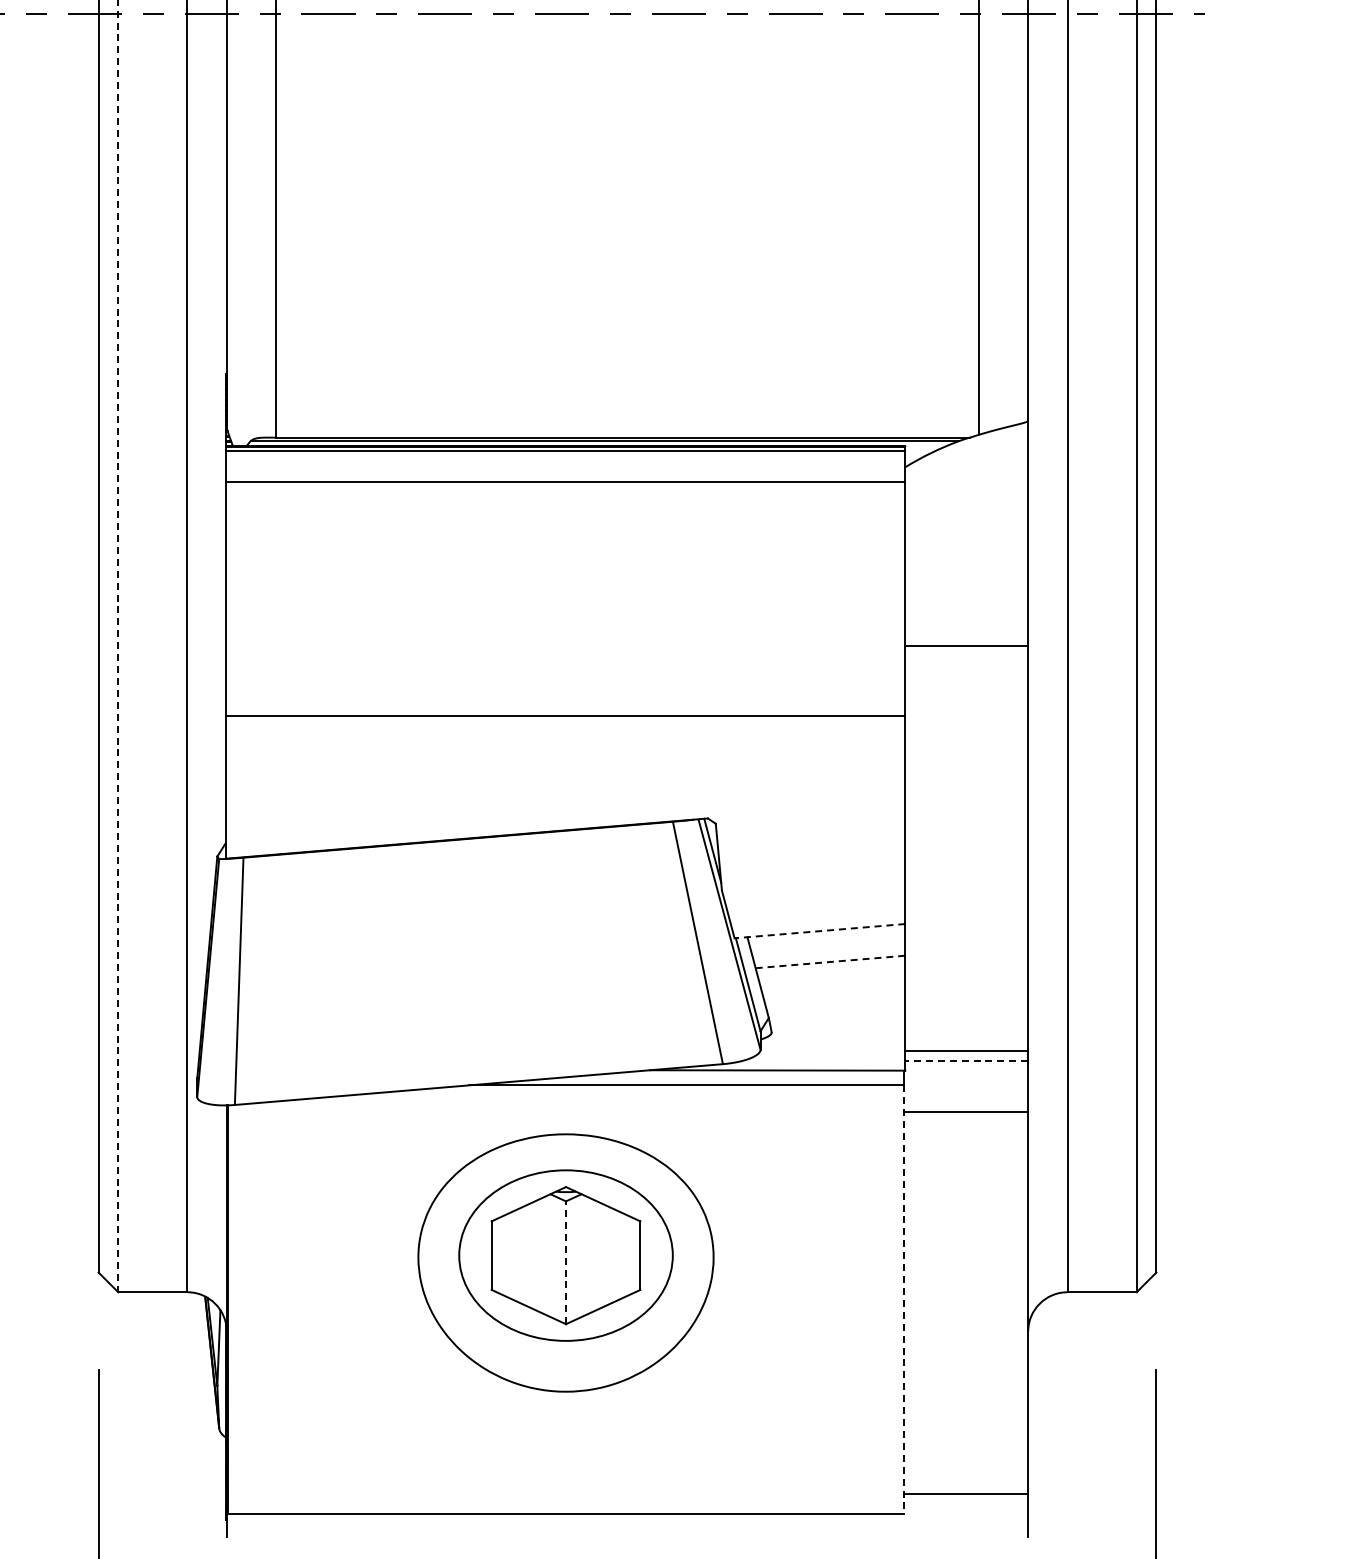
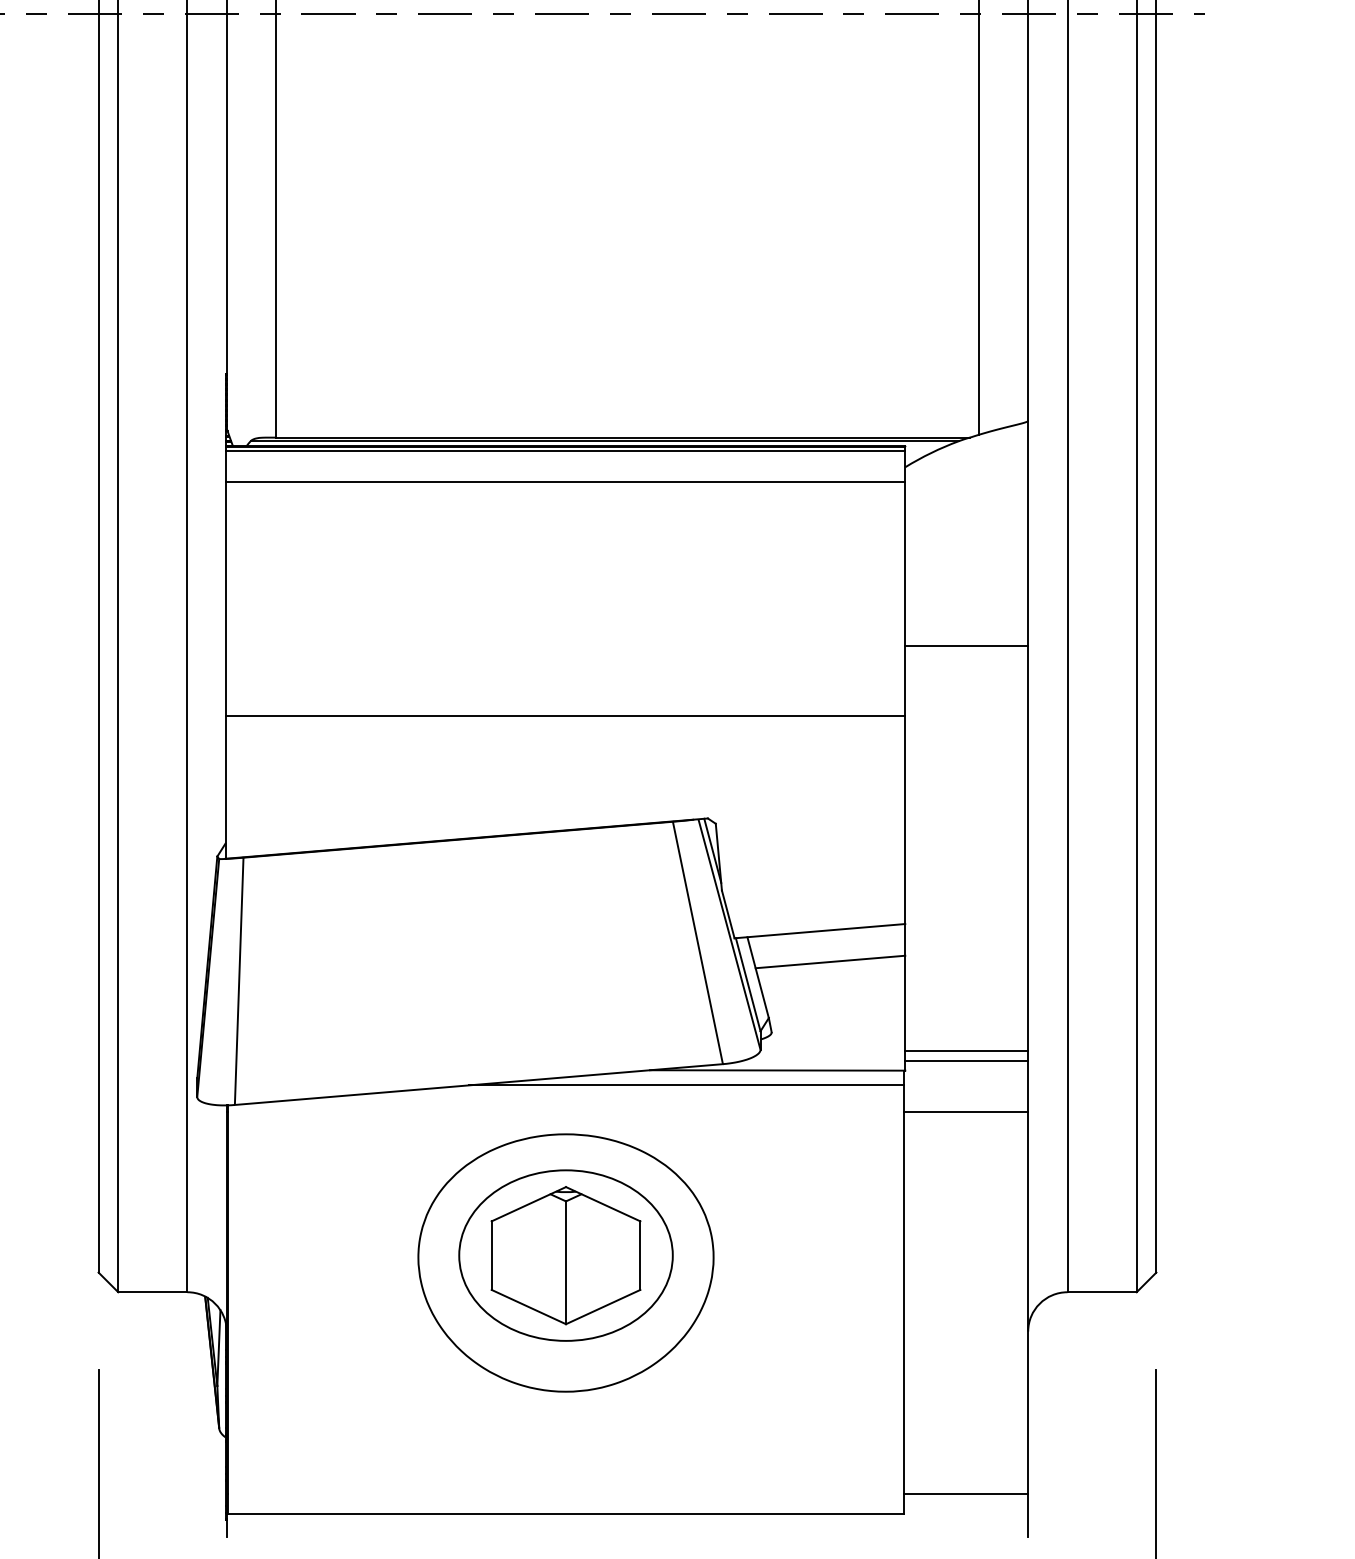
line: dashed -> solid (118, 646)
line: dashed -> solid (819, 931)
line: dashed -> solid (830, 961)
line: dashed -> solid (966, 1061)
line: dashed -> solid (566, 1262)
line: dashed -> solid (904, 1300)
